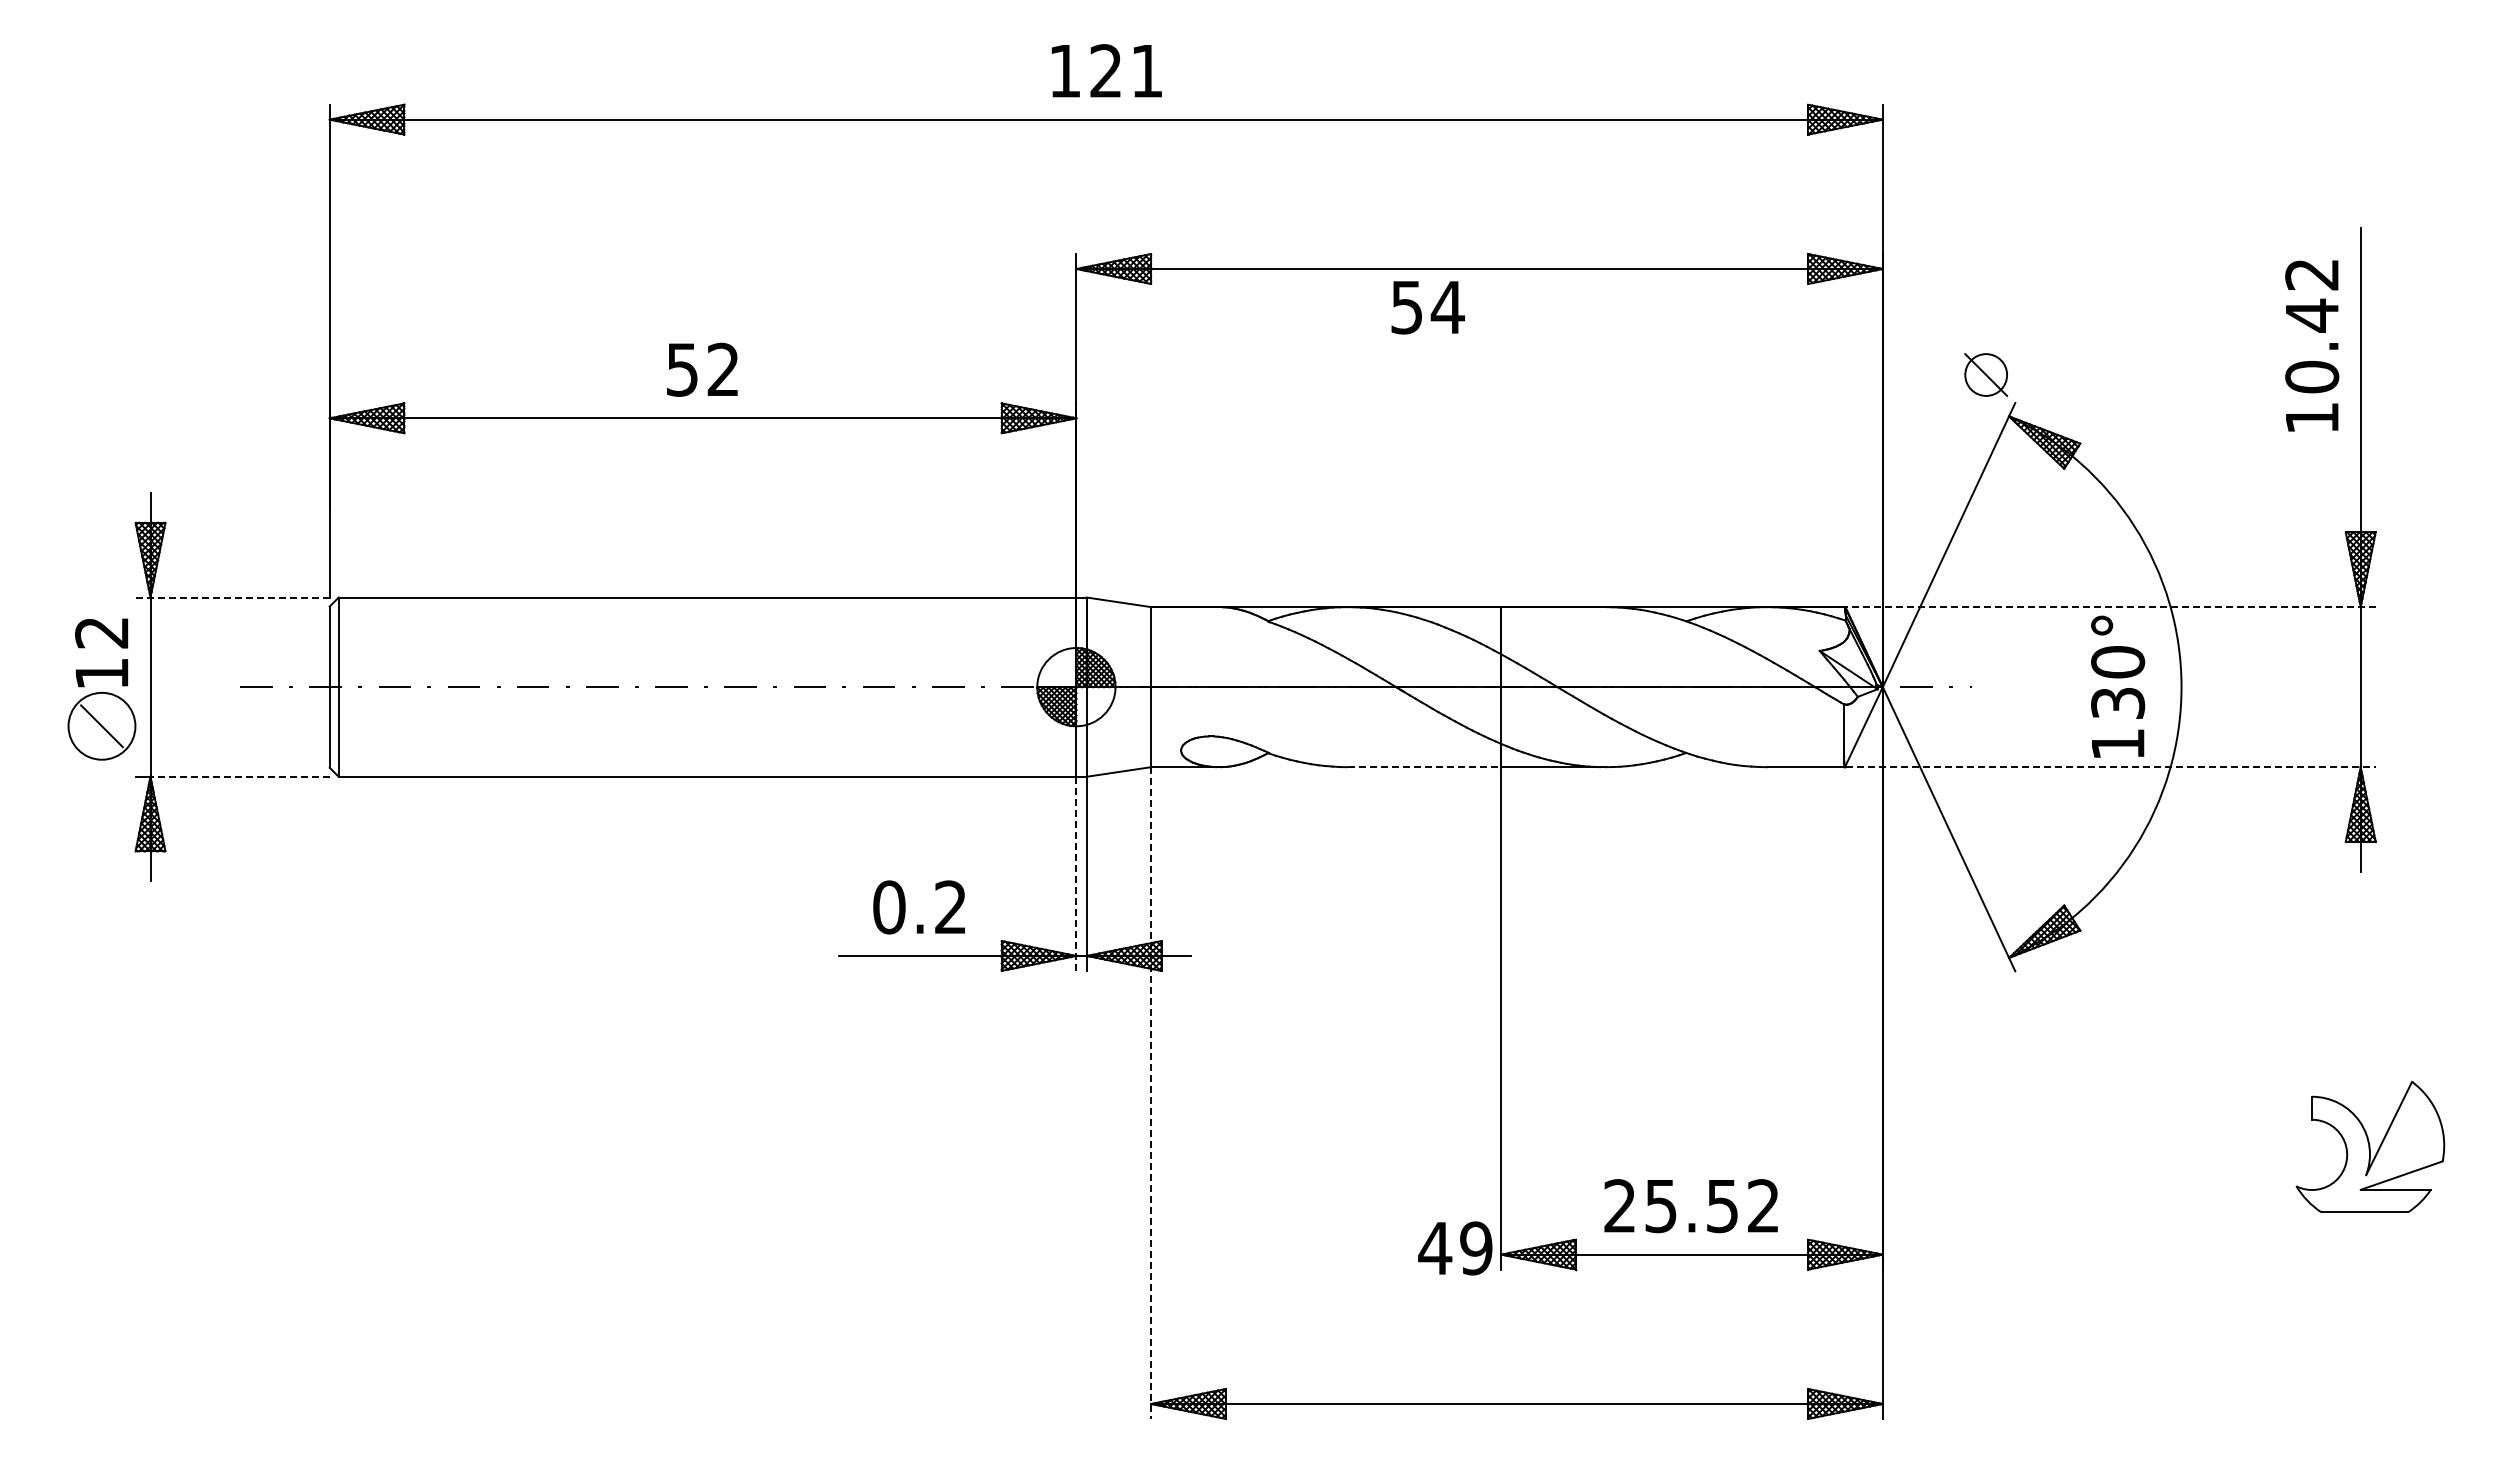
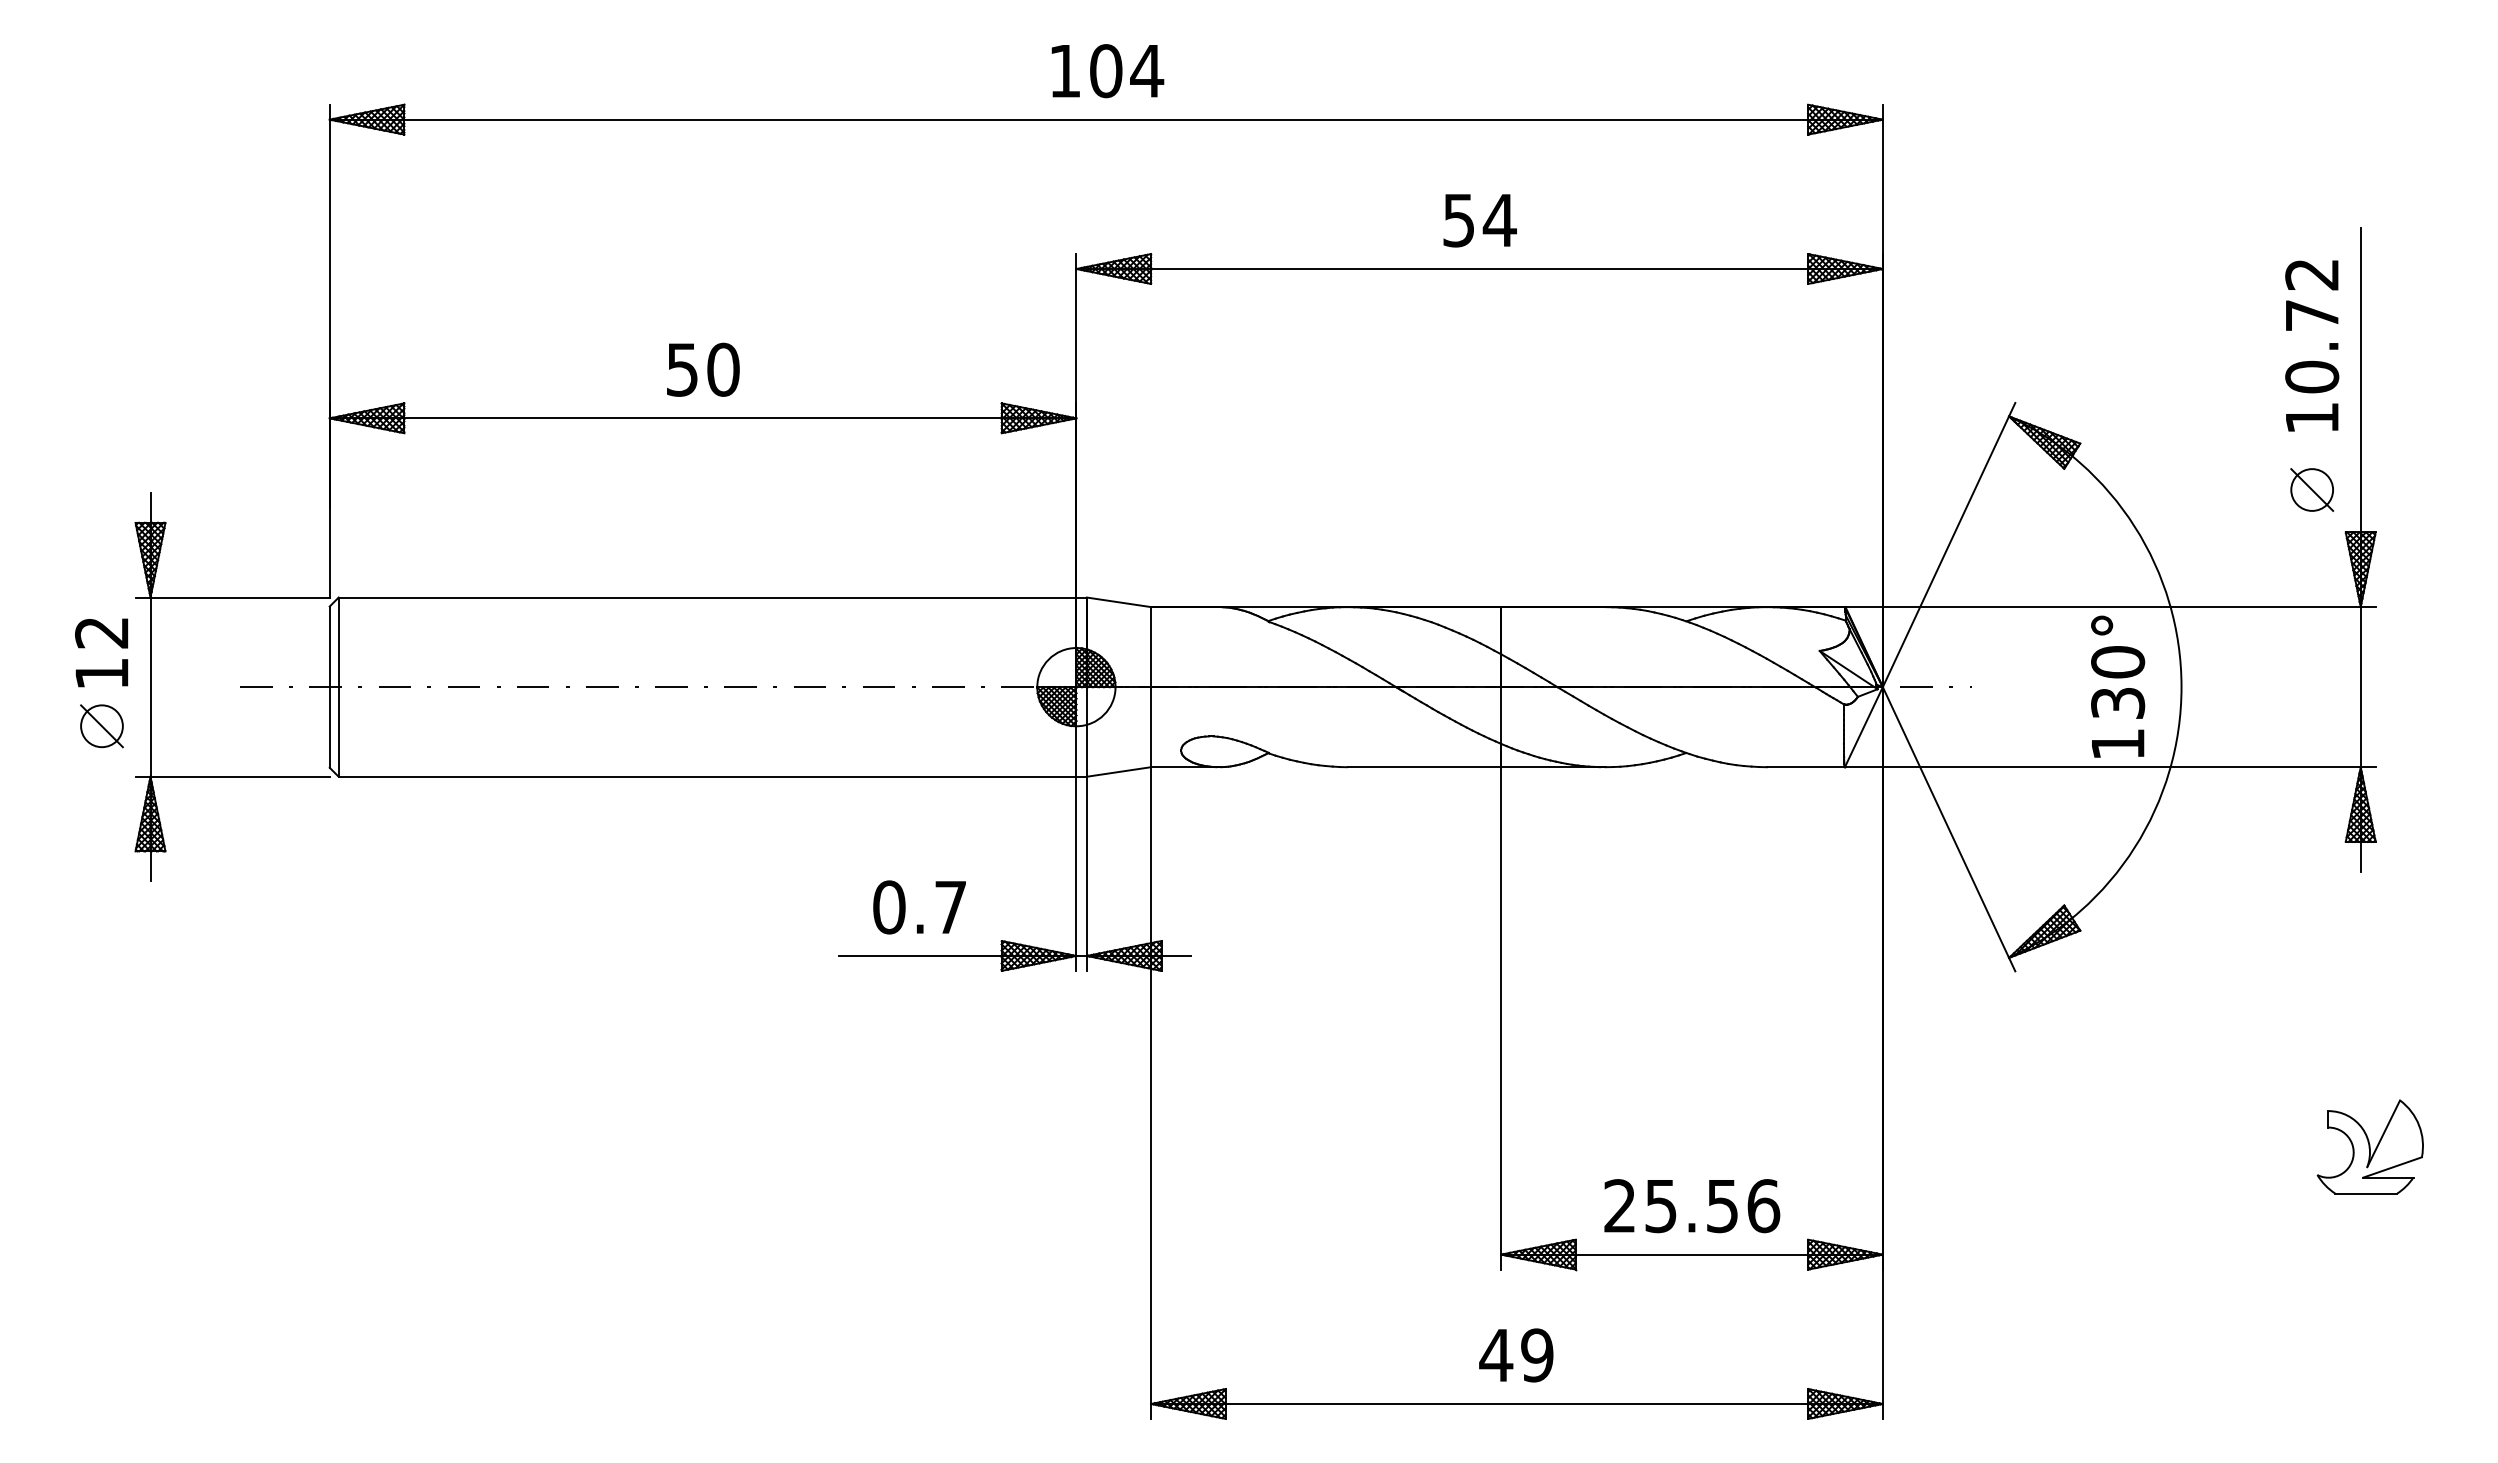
text: 121 -> 104 (1127, 71)
text position: (1427, 307) -> (1479, 220) (1479, 220)
text: 10.42 -> 10.72 (2312, 315)
text: 52 -> 50 (723, 369)
part position: (1986, 374) -> (2312, 489) (2312, 489)
line: dashed -> solid (233, 597)
line: dashed -> solid (2110, 607)
circle diameter: 67 px -> 42 px (101, 726)
line: dashed -> solid (1424, 767)
line: dashed -> solid (2111, 767)
line: dashed -> solid (240, 776)
line: dashed -> solid (1076, 874)
text: 0.2 -> 0.7 (950, 906)
line: dashed -> solid (1151, 1093)
part size: 151x133 px -> 108x96 px (2369, 1146)
text: 25.52 -> 25.56 (1763, 1206)
text position: (1455, 1248) -> (1516, 1355) (1516, 1355)
